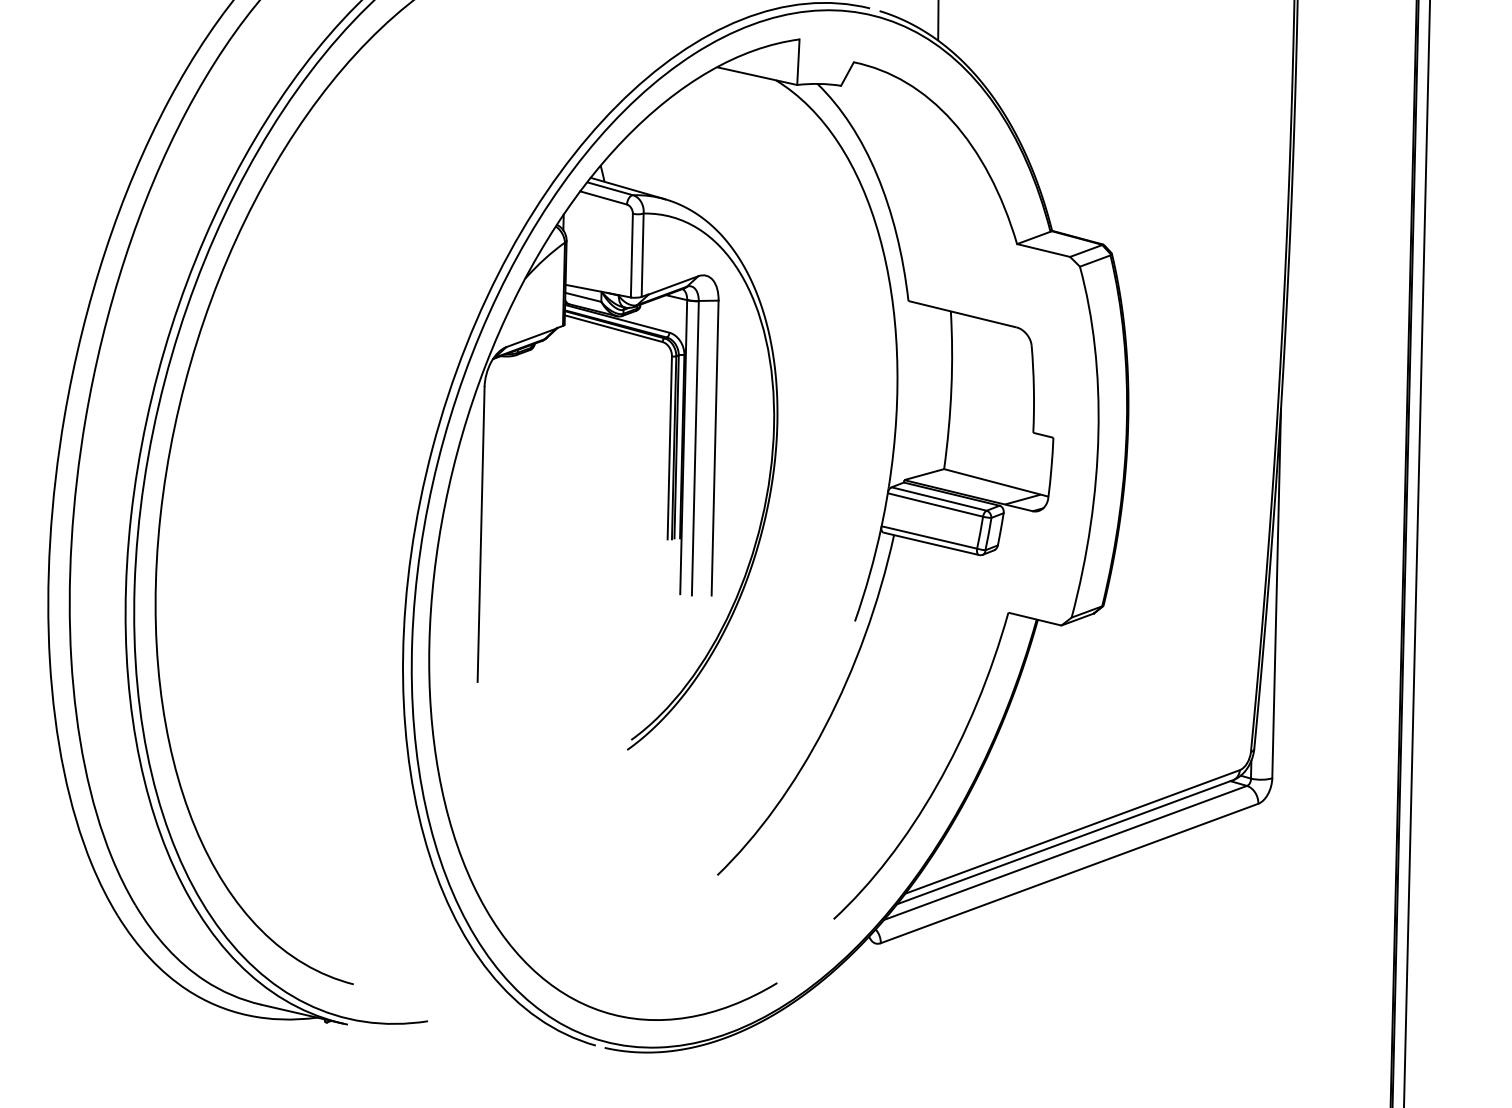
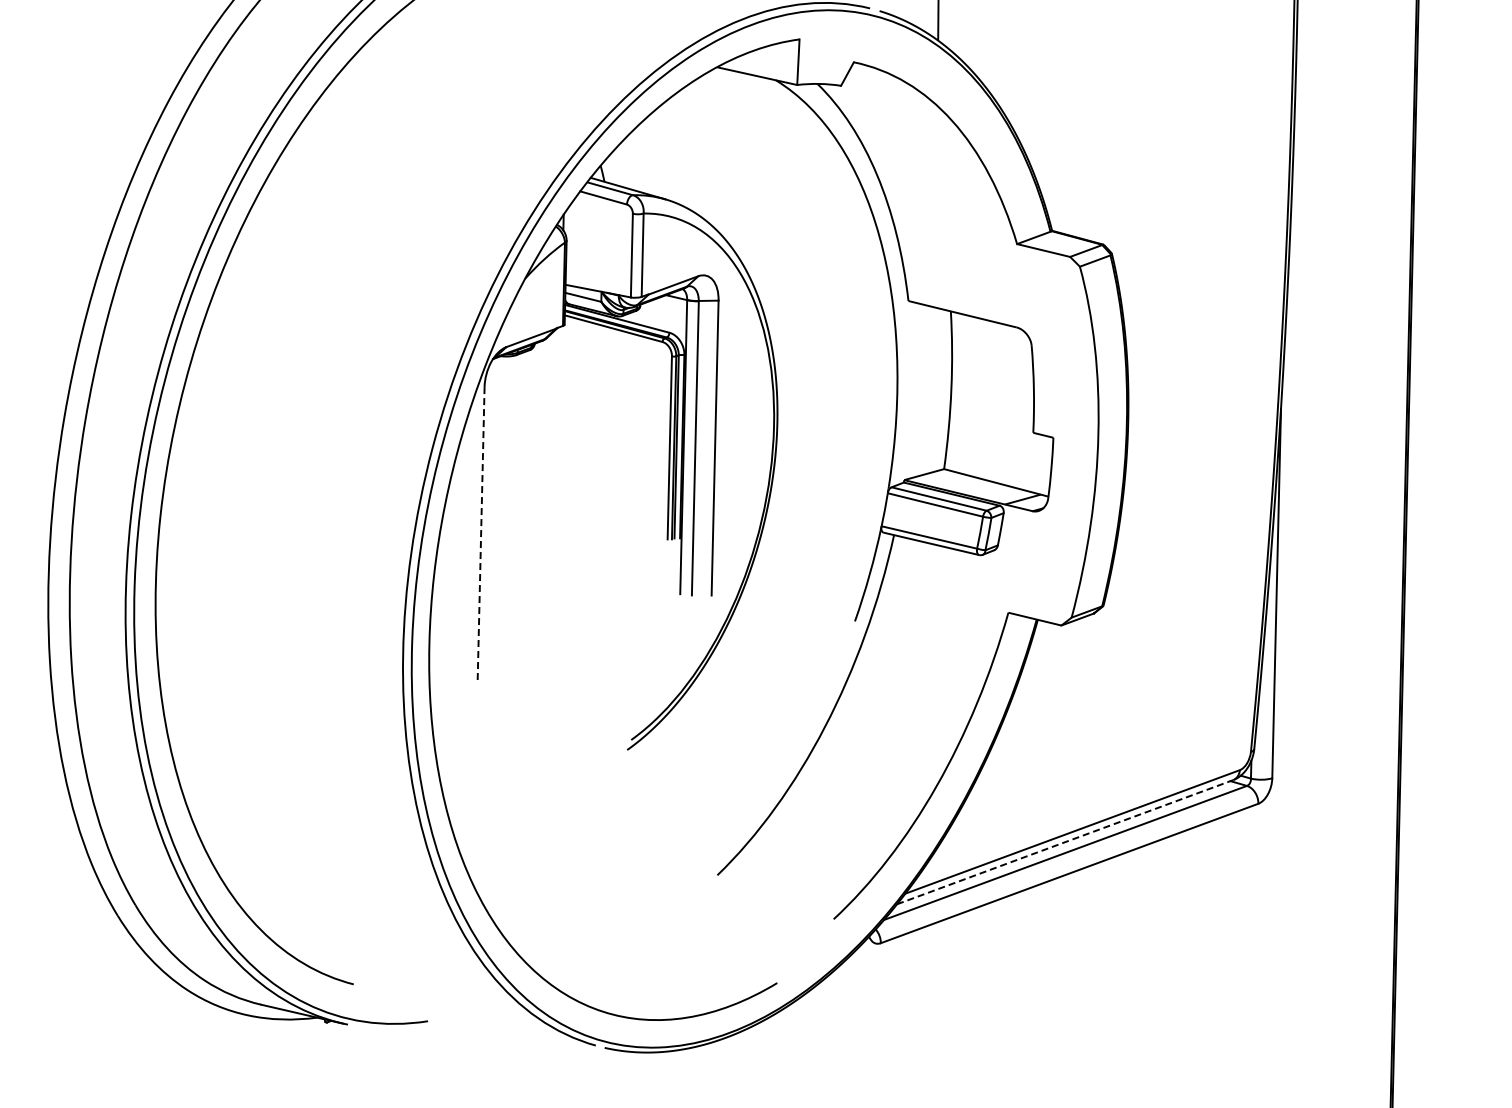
line: solid -> dashed (481, 535)
line: present -> none (1416, 553)
line: solid -> dashed (1065, 842)
